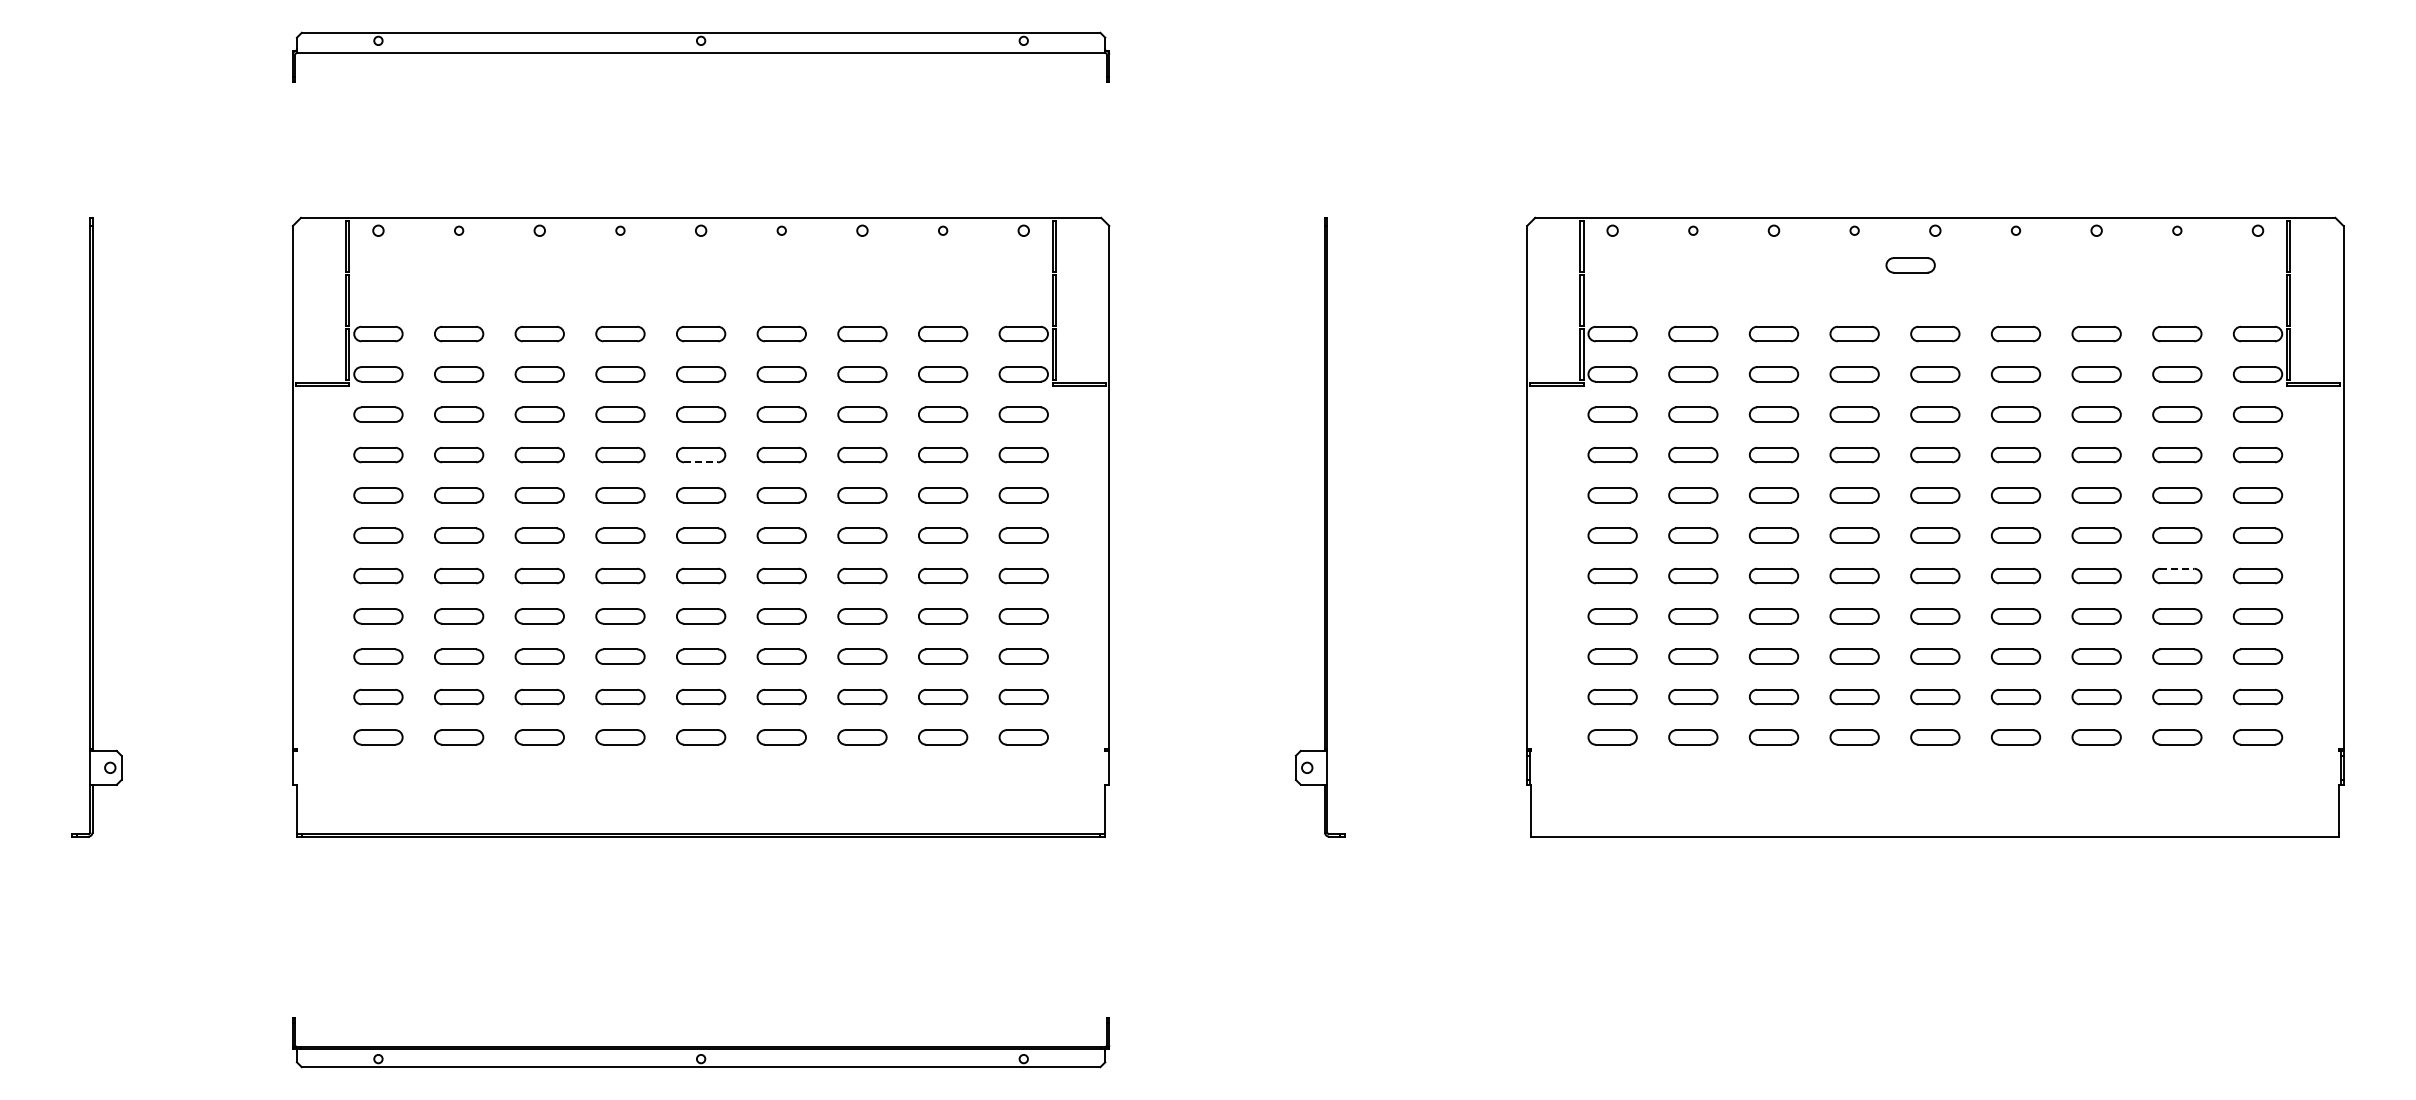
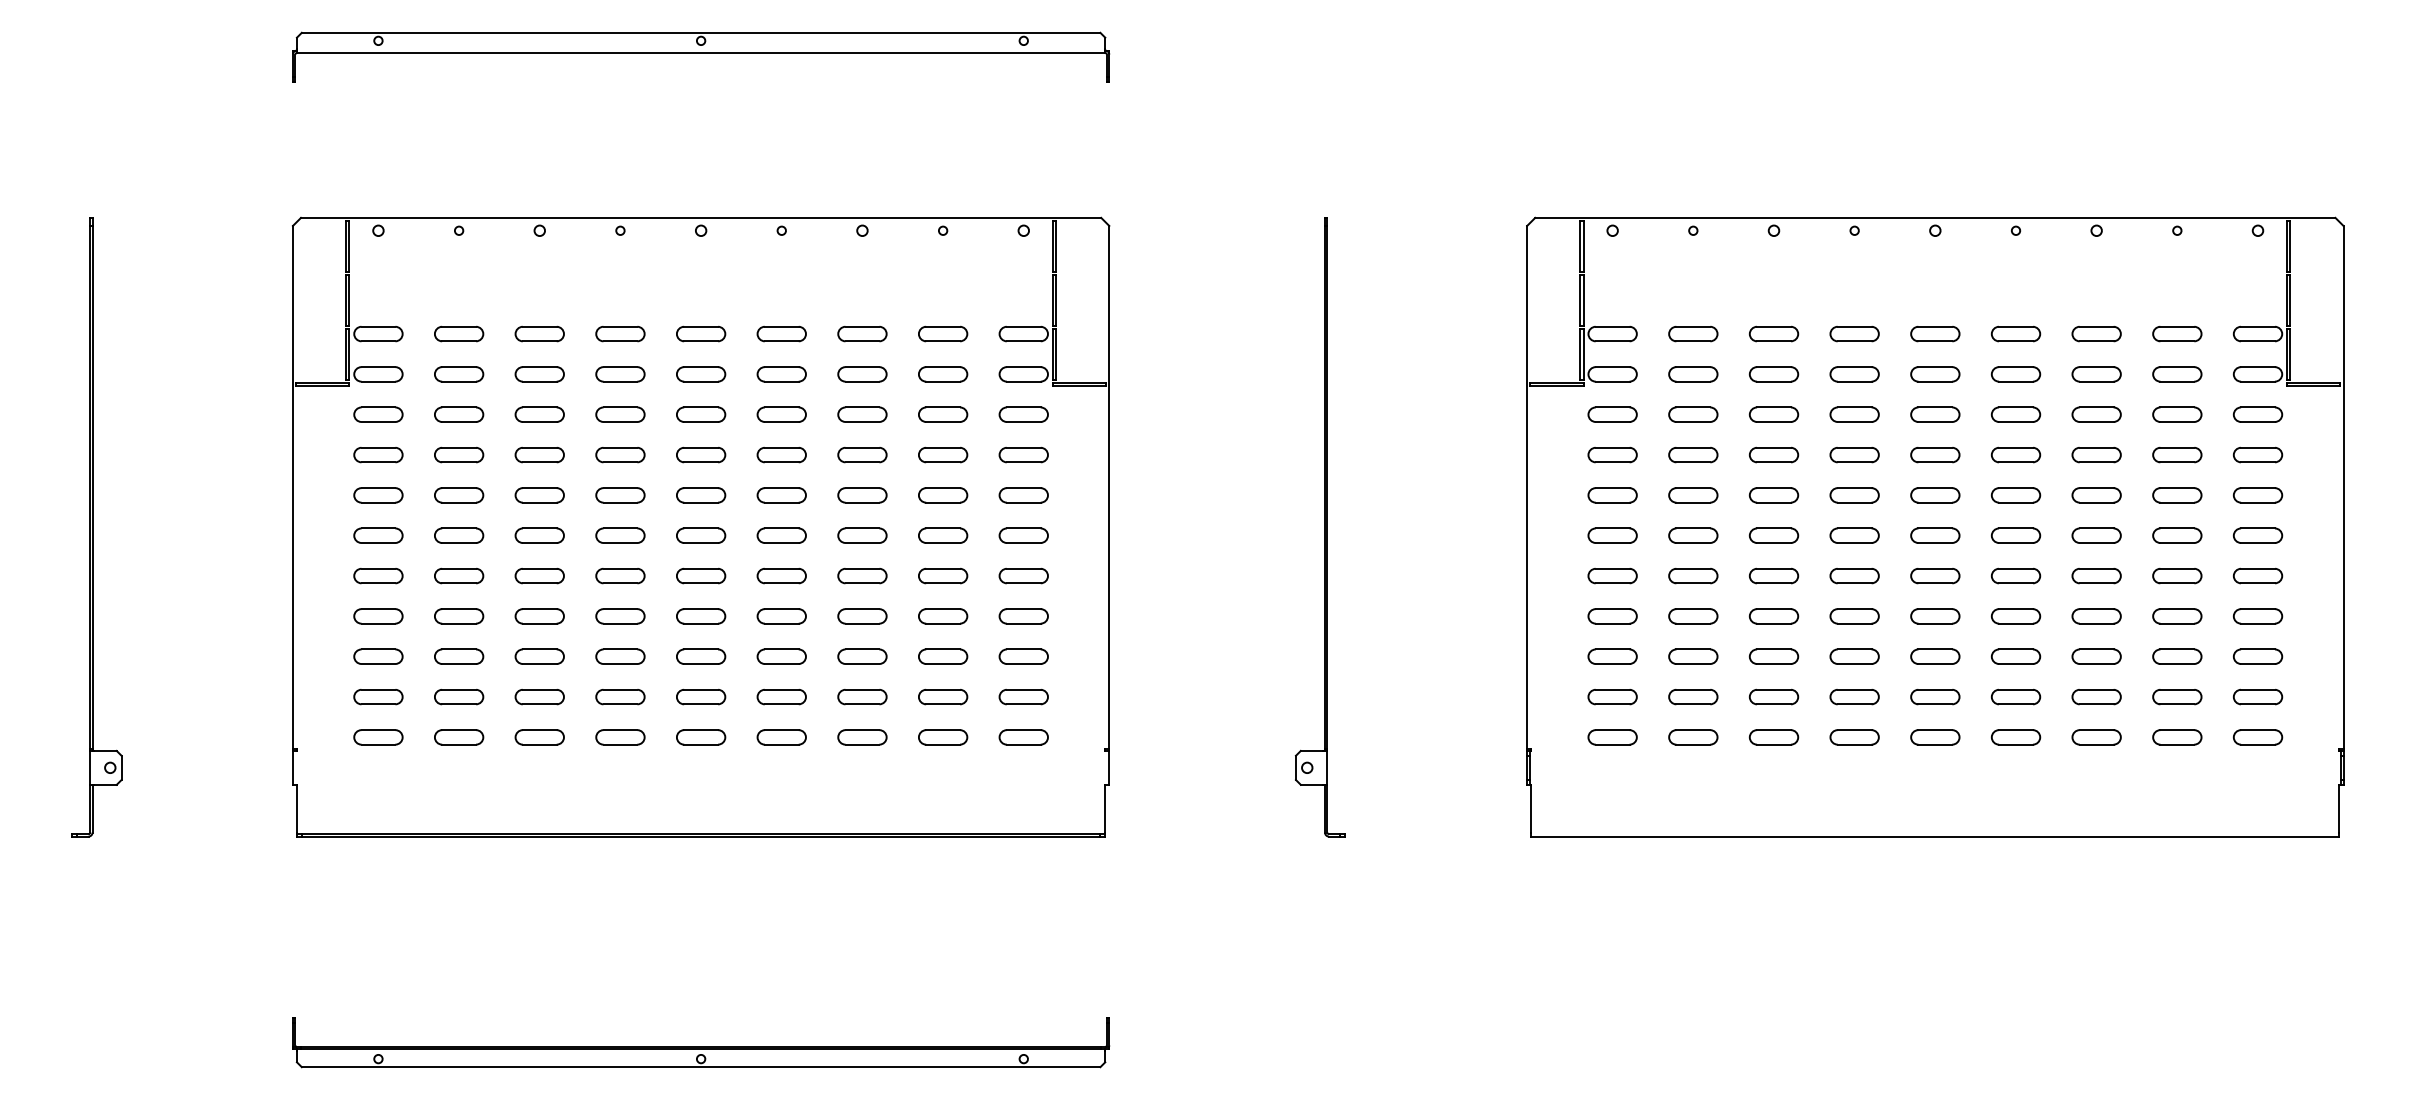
part: present -> none (1910, 265)
line: dashed -> solid (701, 462)
line: dashed -> solid (2177, 568)
